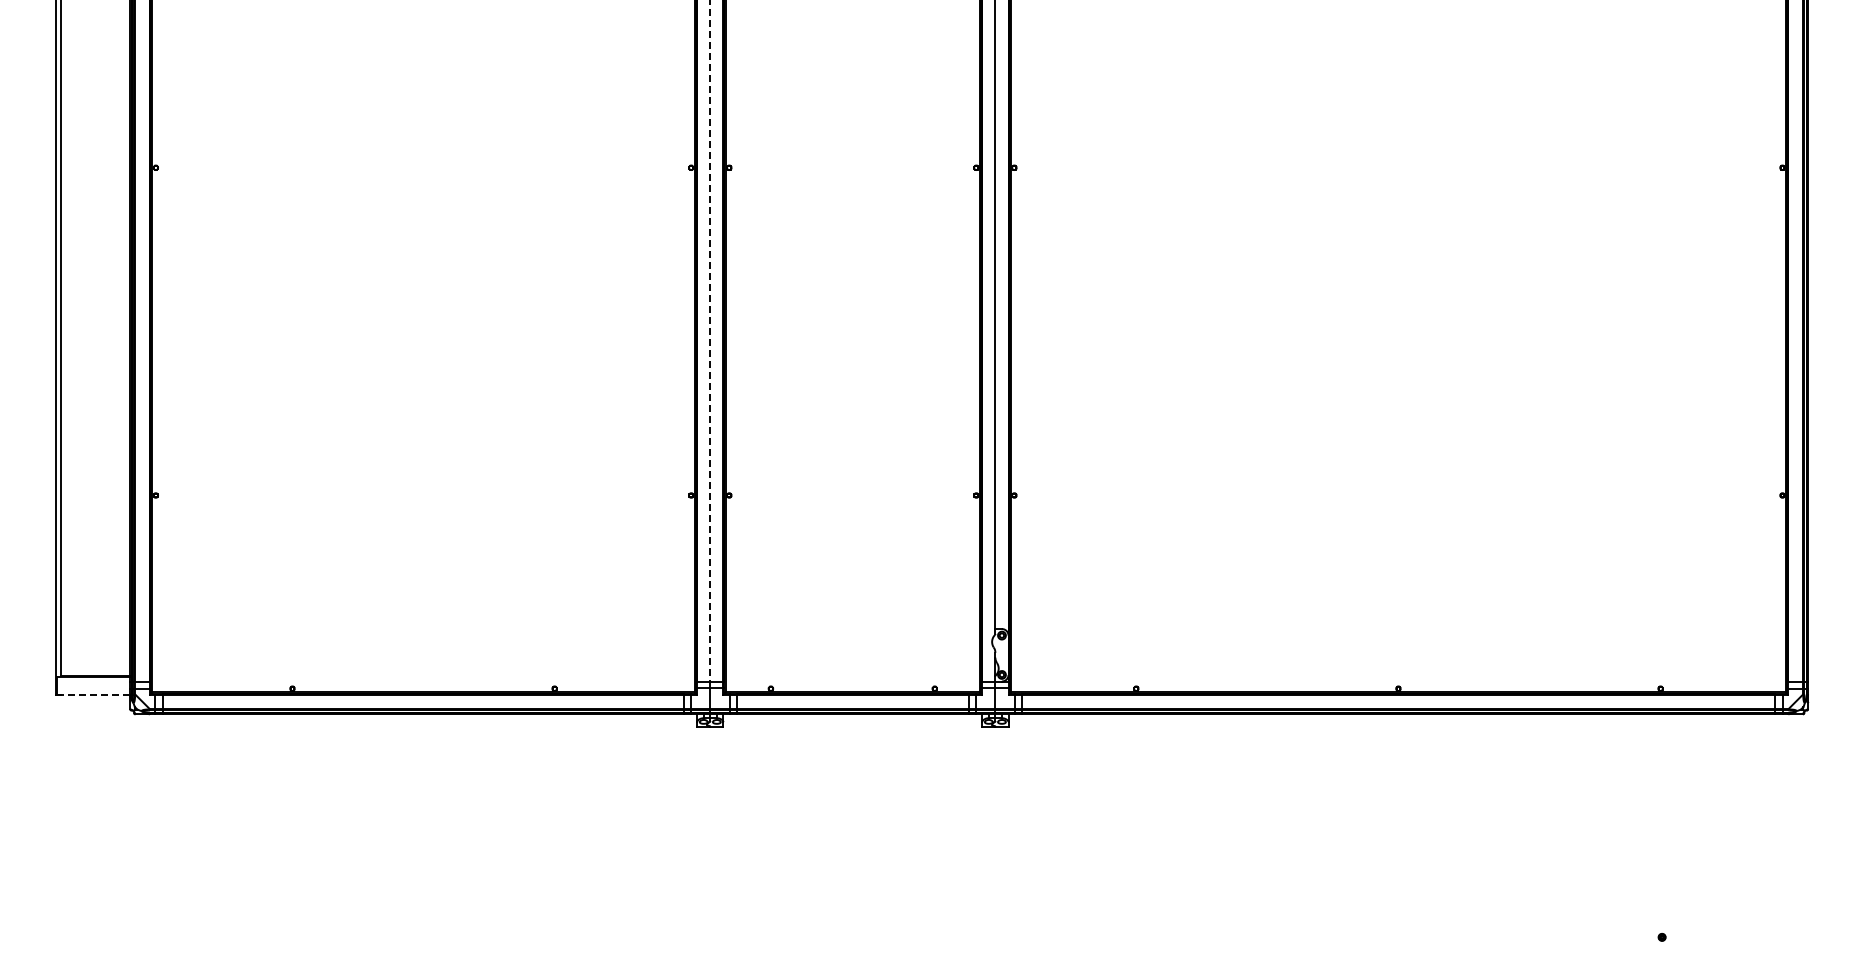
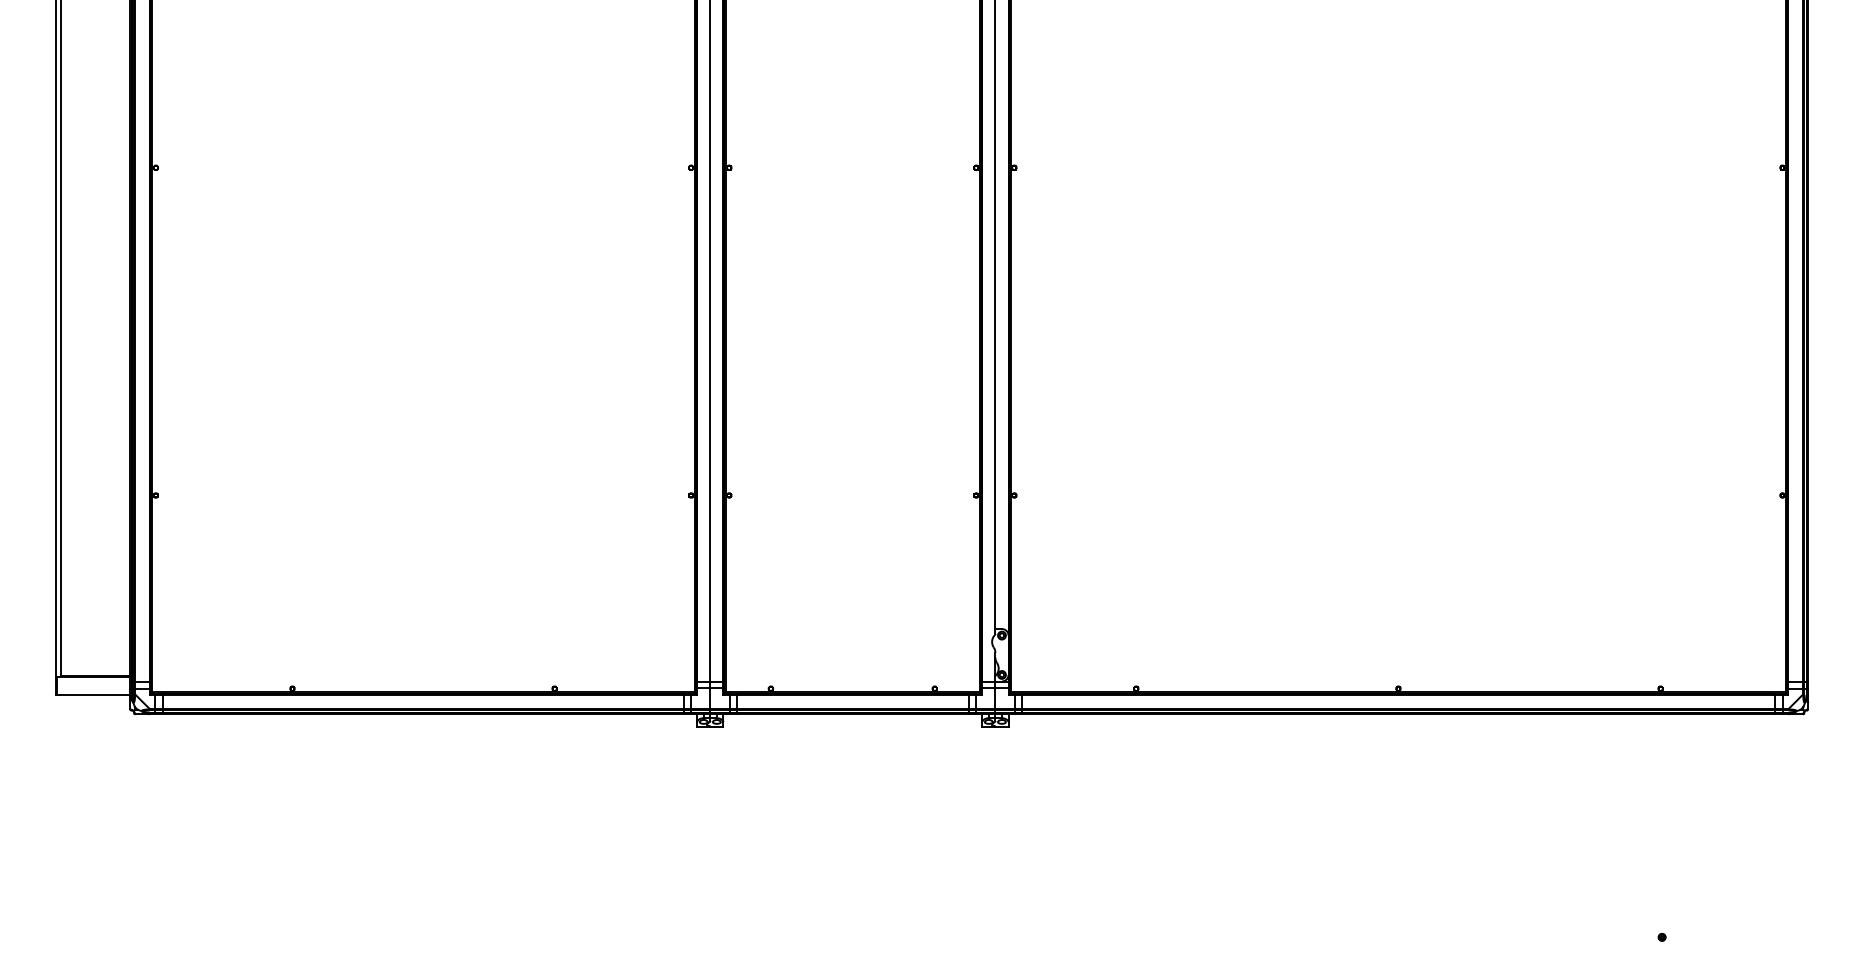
line: dashed -> solid (710, 341)
line: dashed -> solid (95, 695)
